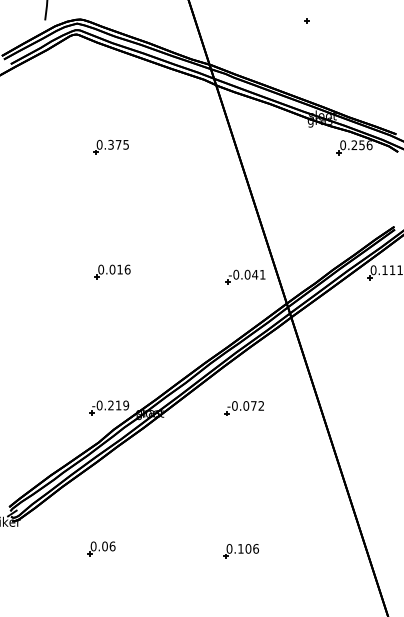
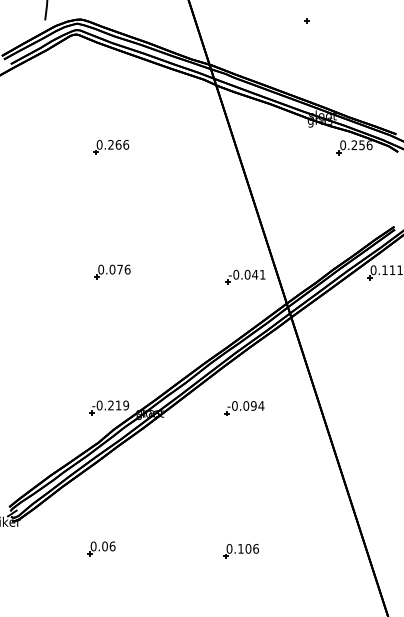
text: 0.375 -> 0.266 (118, 144)
text: 0.016 -> 0.076 (119, 269)
text: -0.072 -> -0.094 (257, 405)
